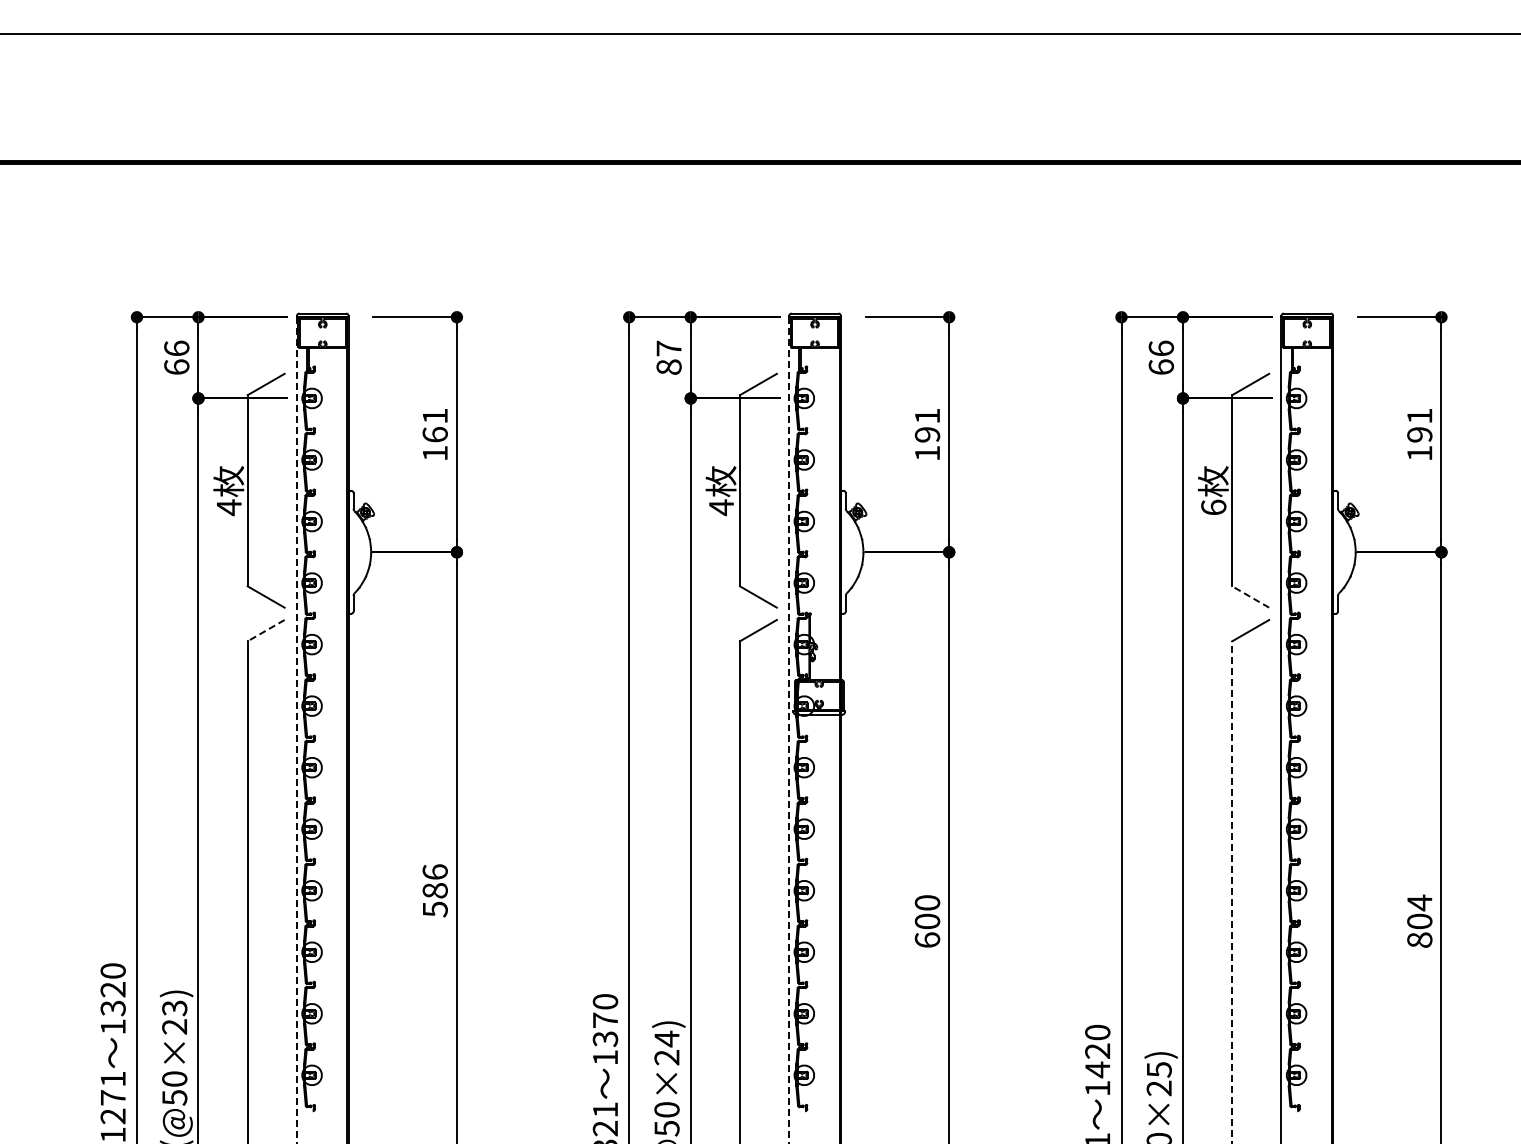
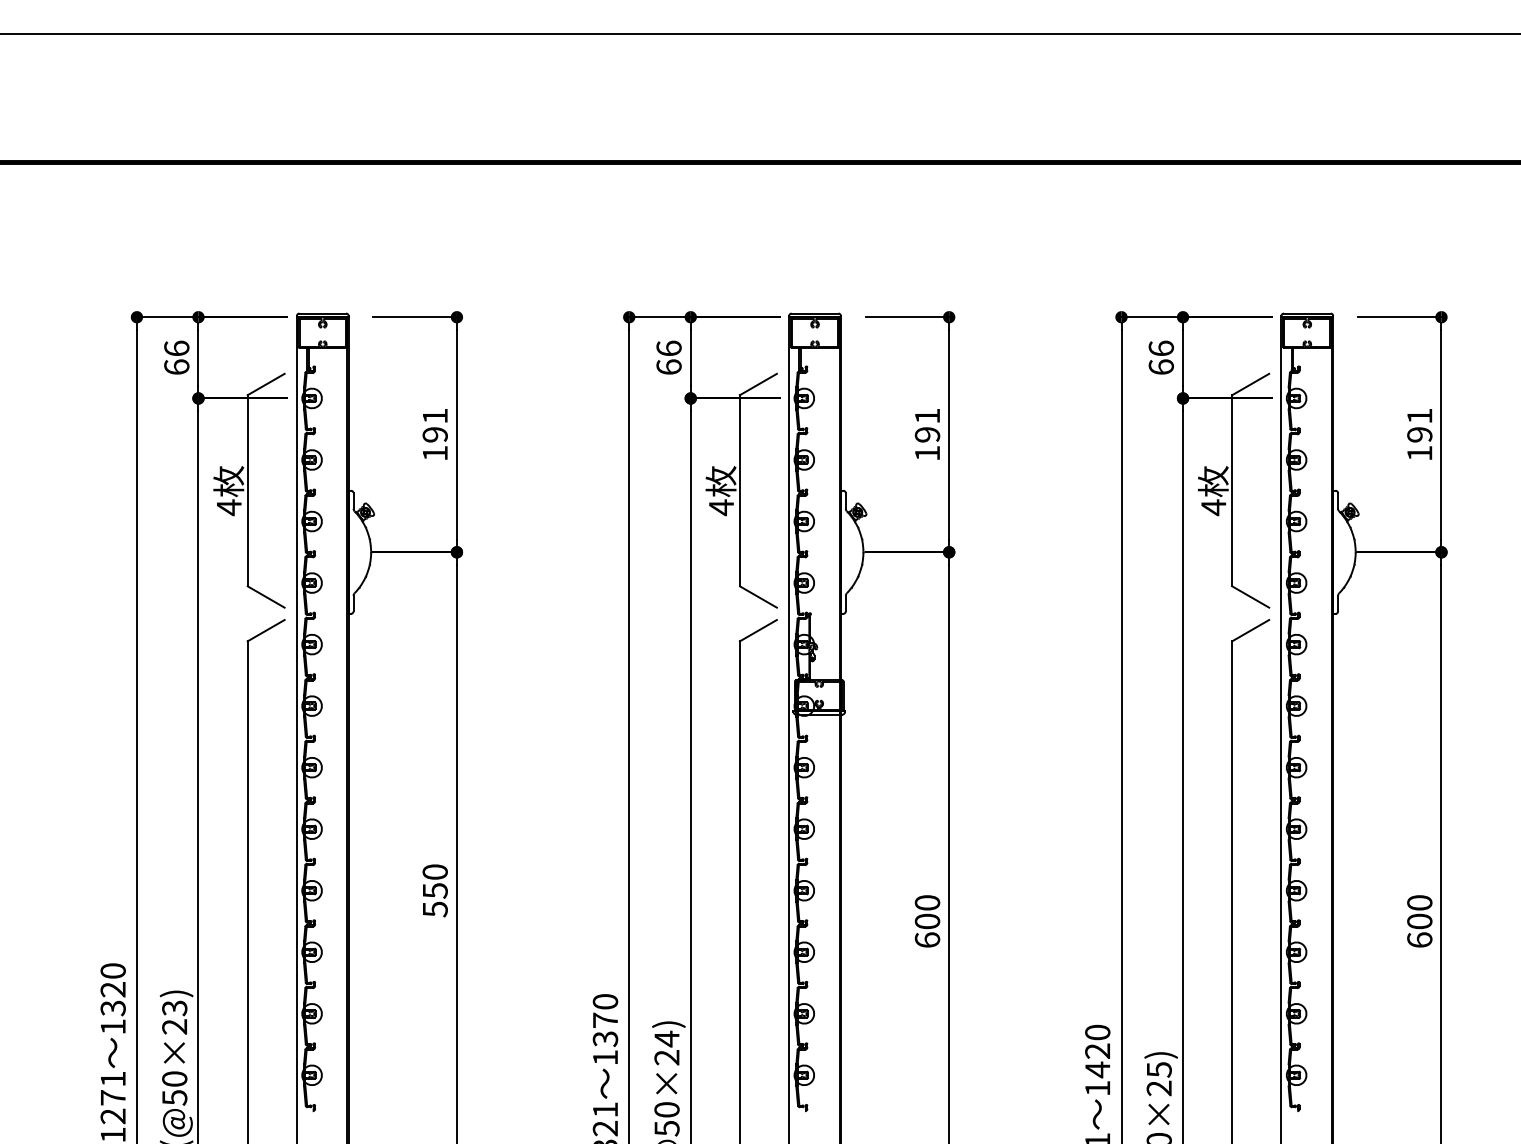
text: 87 -> 66 (668, 357)
text: 161 -> 191 (434, 434)
text: 6 -> 4 (1213, 507)
line: dashed -> solid (1250, 596)
line: dashed -> solid (265, 630)
line: dashed -> solid (296, 731)
line: dashed -> solid (789, 731)
text: 586 -> 550 (434, 881)
line: dashed -> solid (1232, 892)
text: 804 -> 600 (1419, 920)
